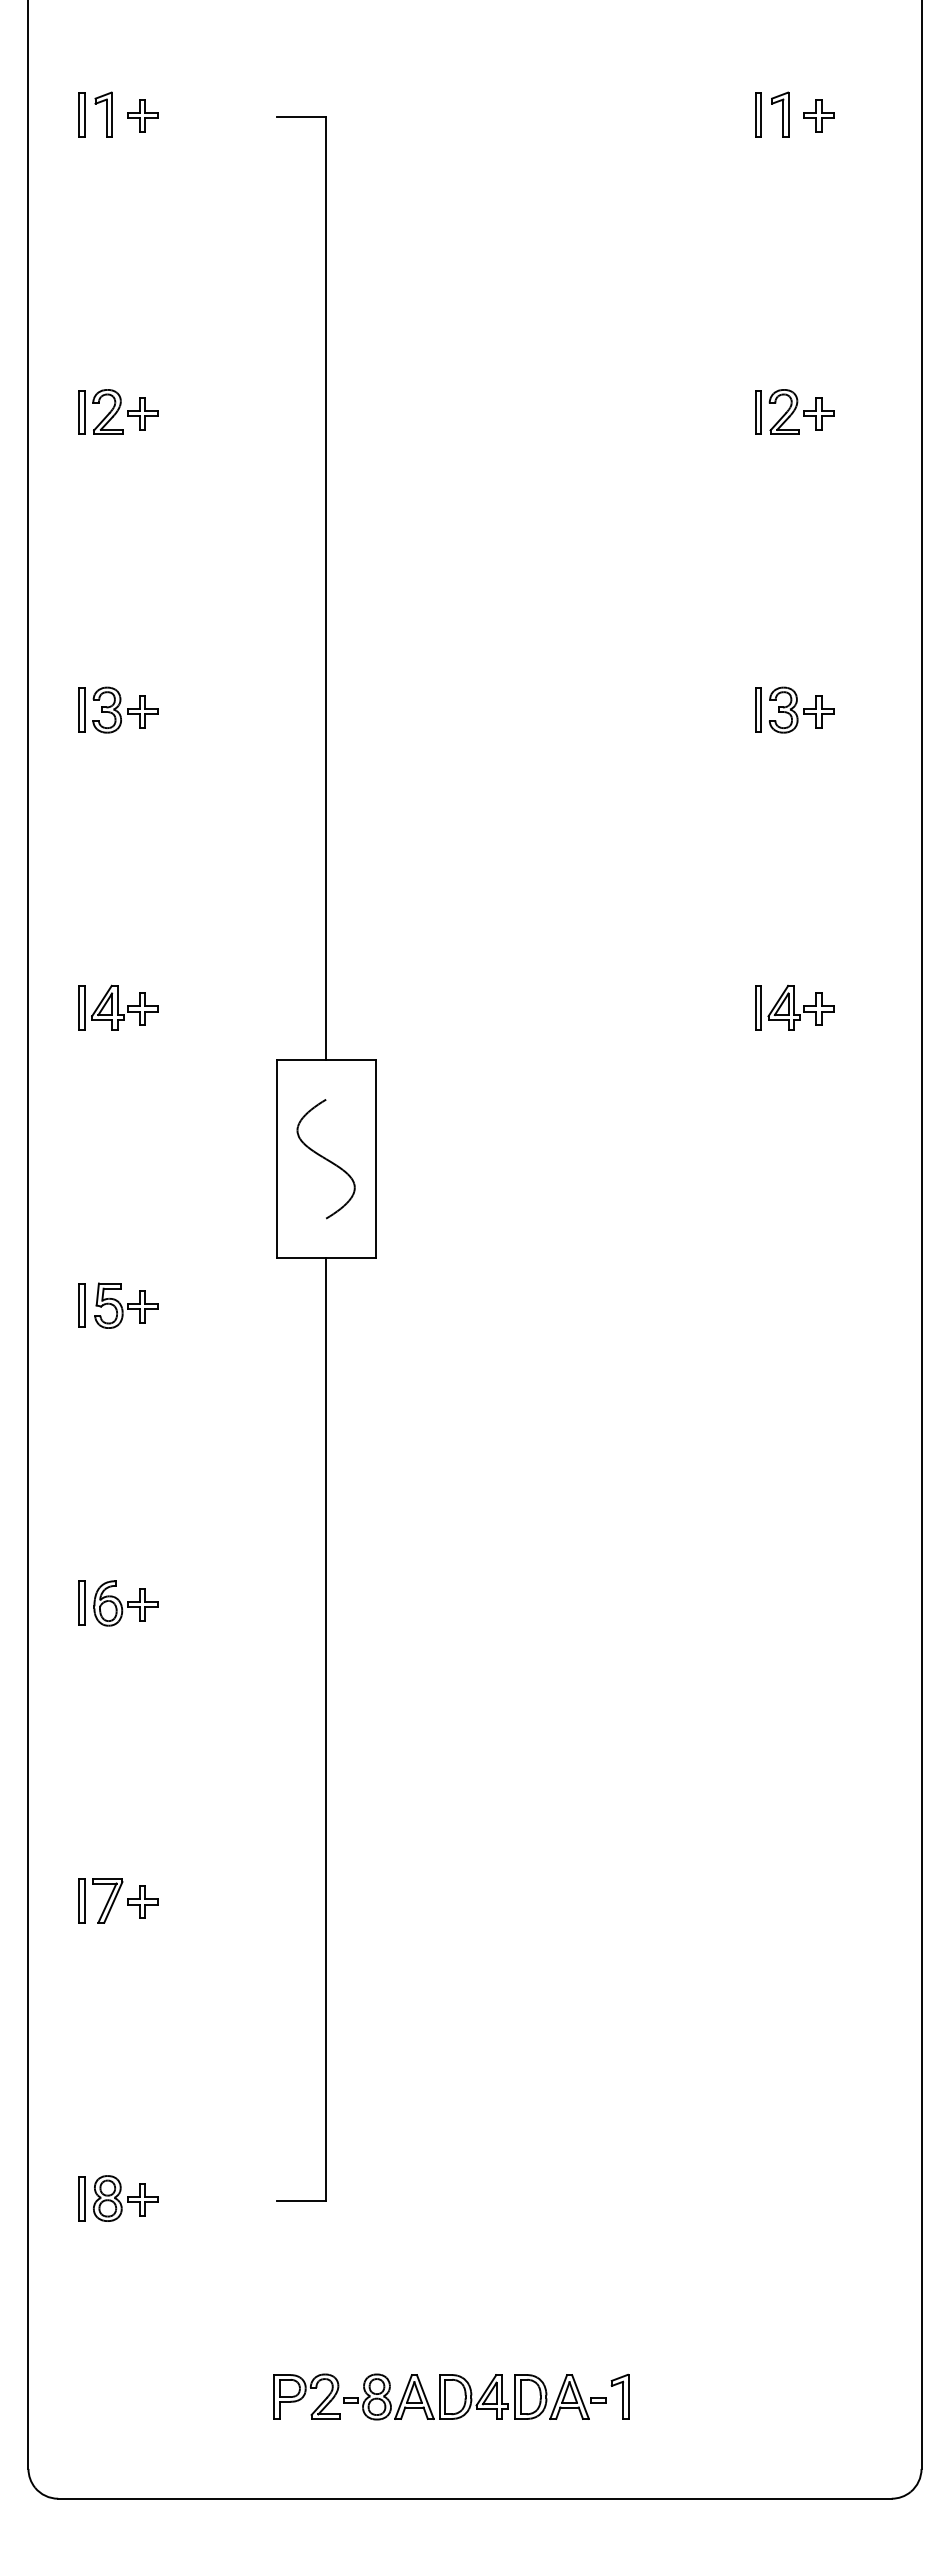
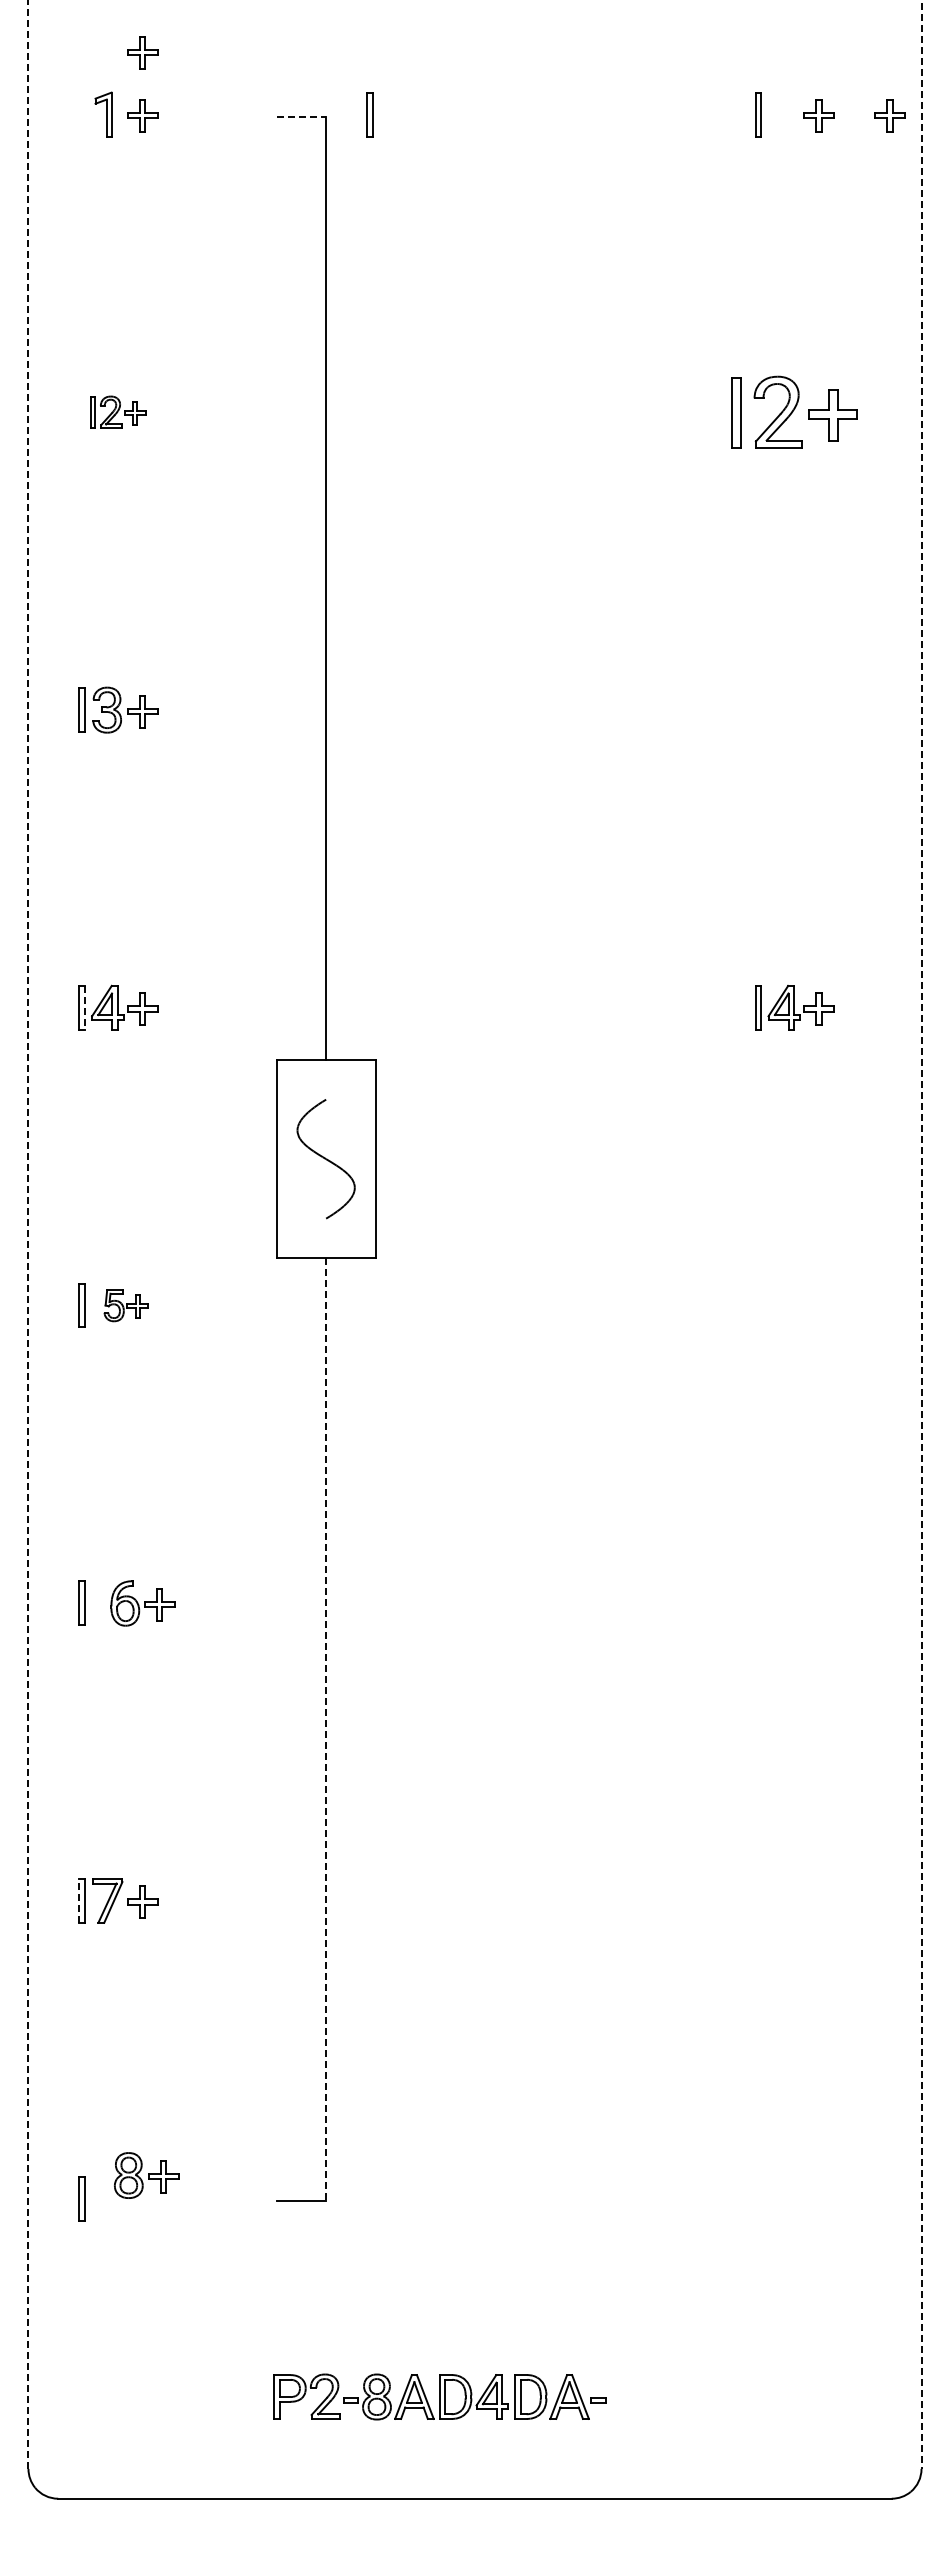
part: none -> present (142, 52)
part position: (81, 114) -> (369, 114) (369, 114)
part: present -> none (780, 114)
part: none -> present (889, 115)
line: solid -> dashed (301, 117)
part size: 81x46 px -> 57x34 px (118, 411)
part size: 80x46 px -> 127x74 px (794, 411)
part: present -> none (794, 709)
line: solid -> dashed (85, 1007)
line: solid -> dashed (28, 1234)
line: solid -> dashed (921, 1235)
part size: 65x47 px -> 46x34 px (125, 1305)
part position: (125, 1603) -> (142, 1603) (142, 1603)
line: solid -> dashed (326, 1730)
line: solid -> dashed (79, 1900)
part position: (125, 2198) -> (146, 2175) (146, 2175)
part: present -> none (619, 2396)
